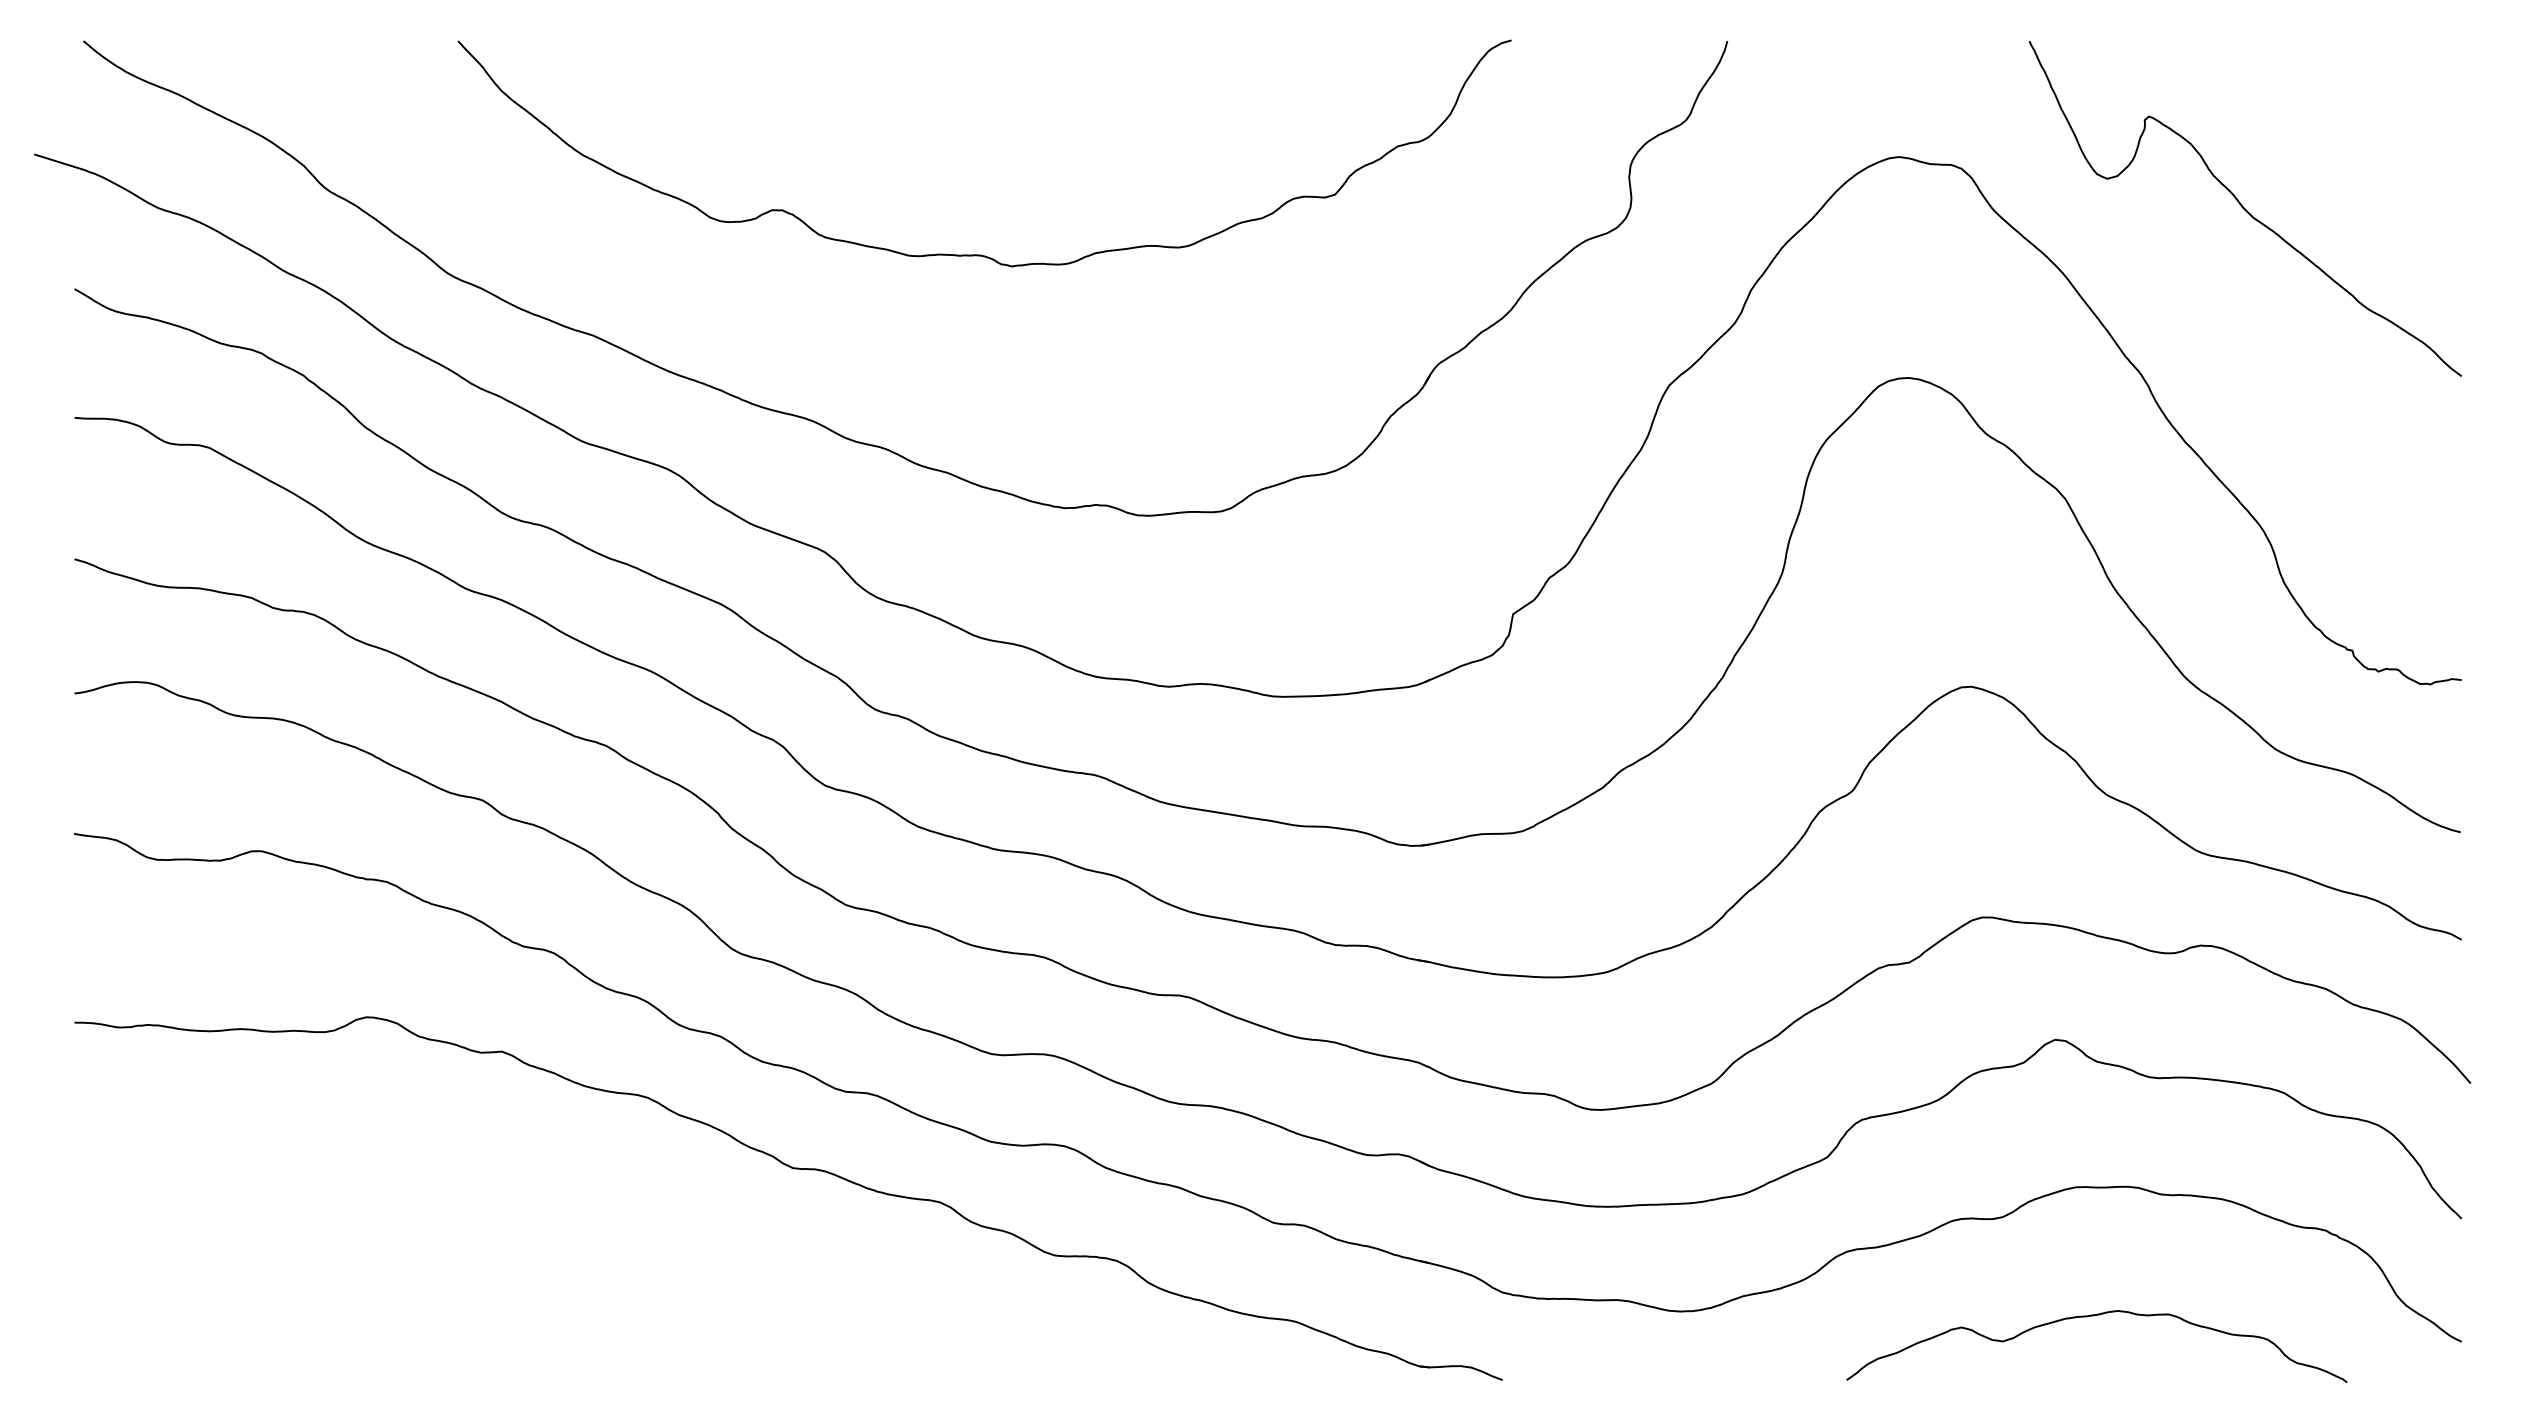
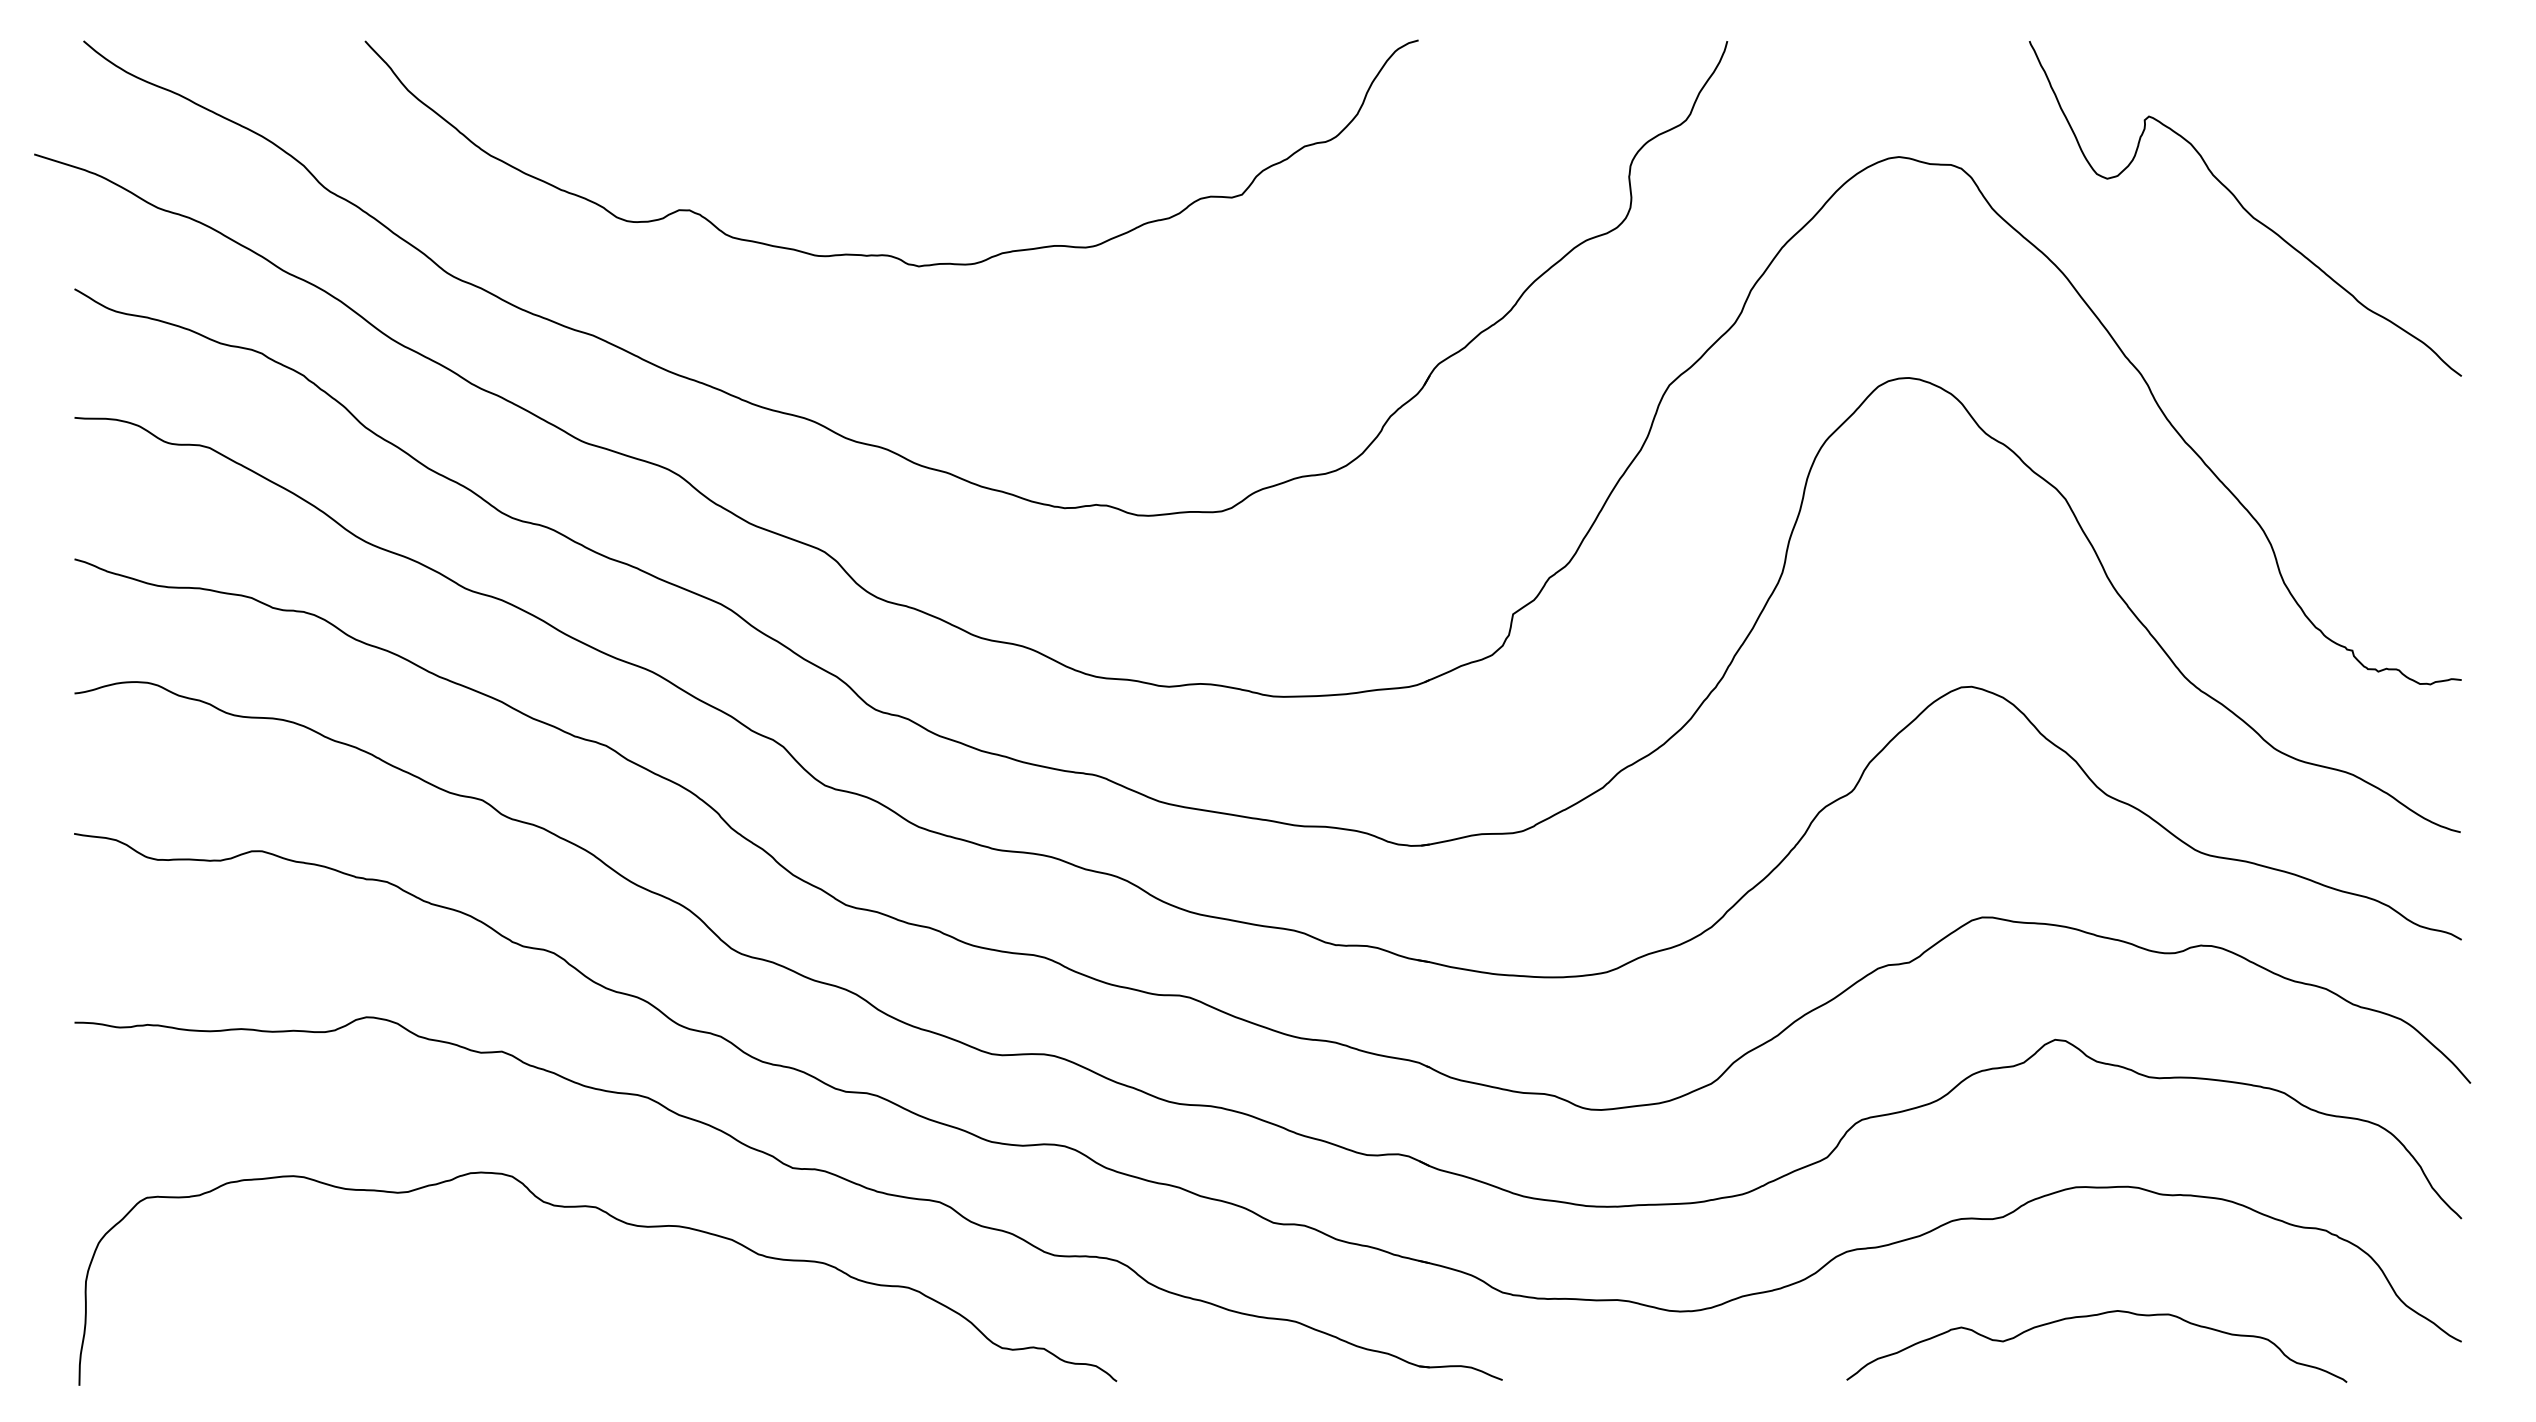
curve position: (981, 254) -> (888, 254) (888, 254)
curve: none -> present (621, 1222)
